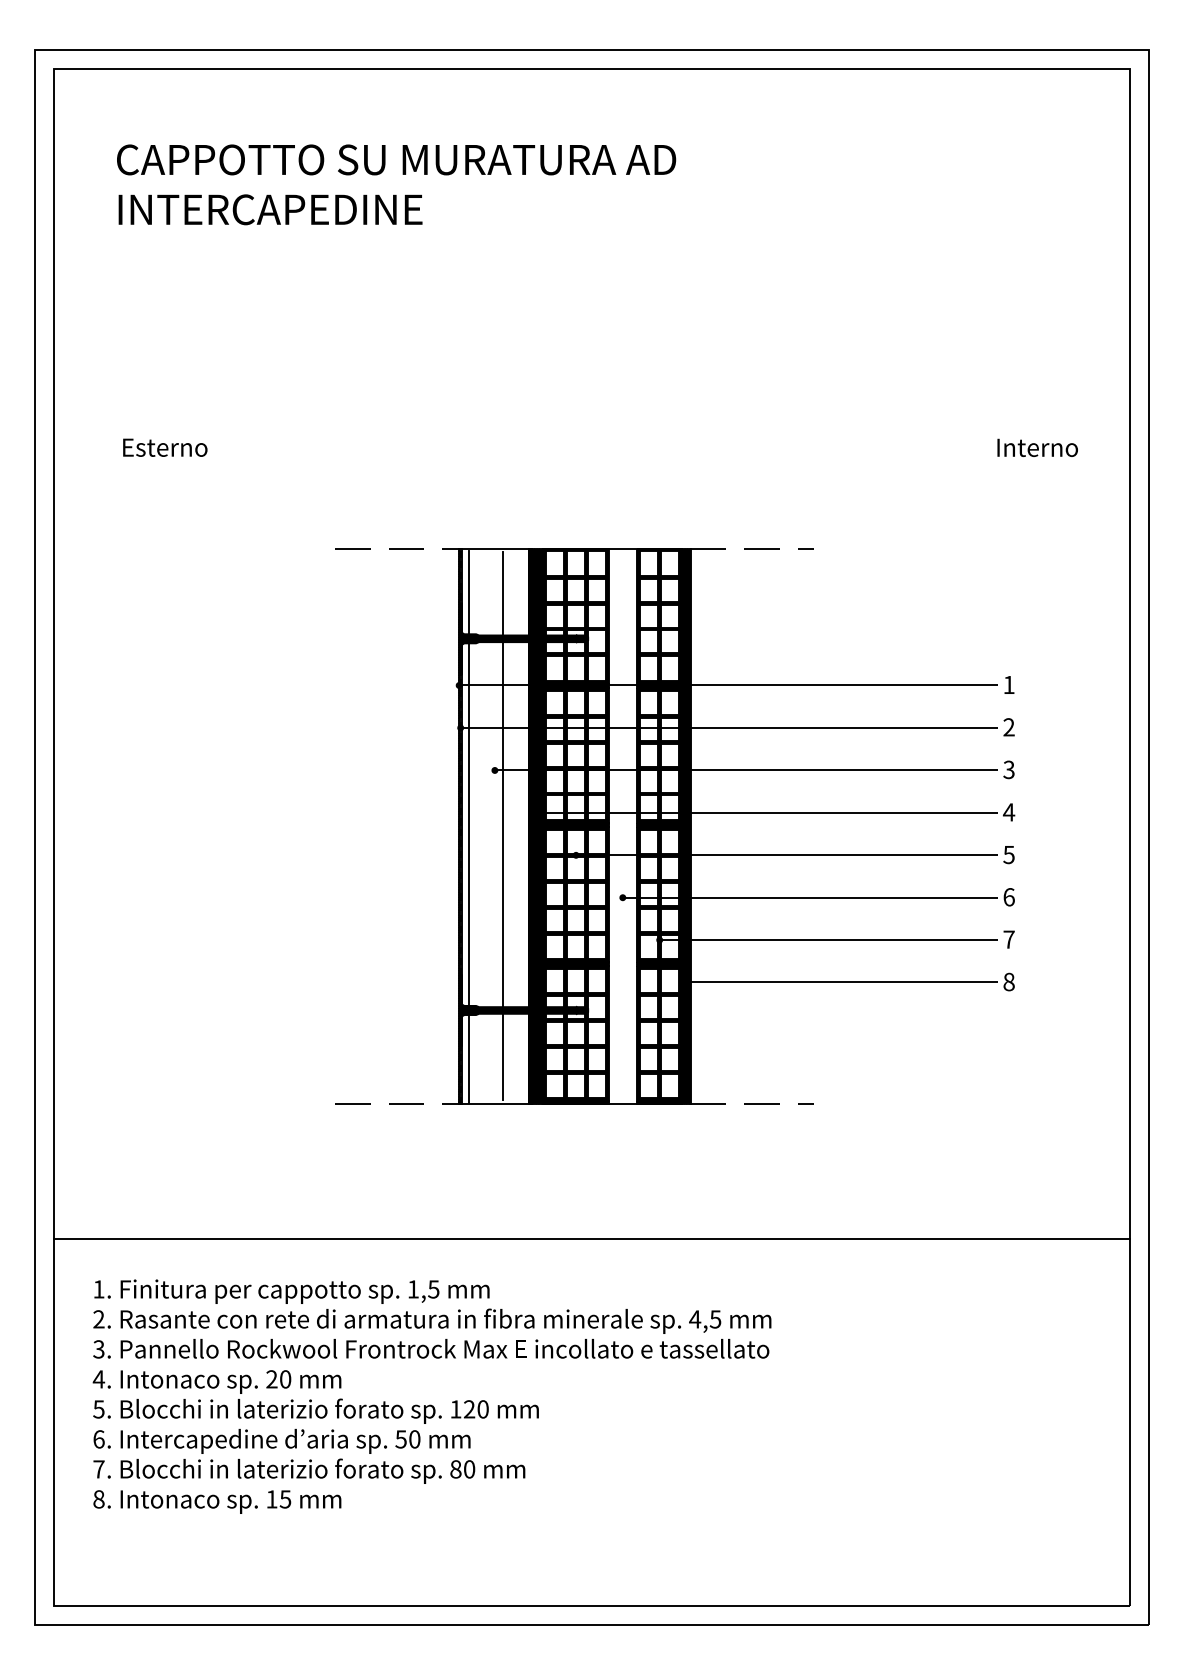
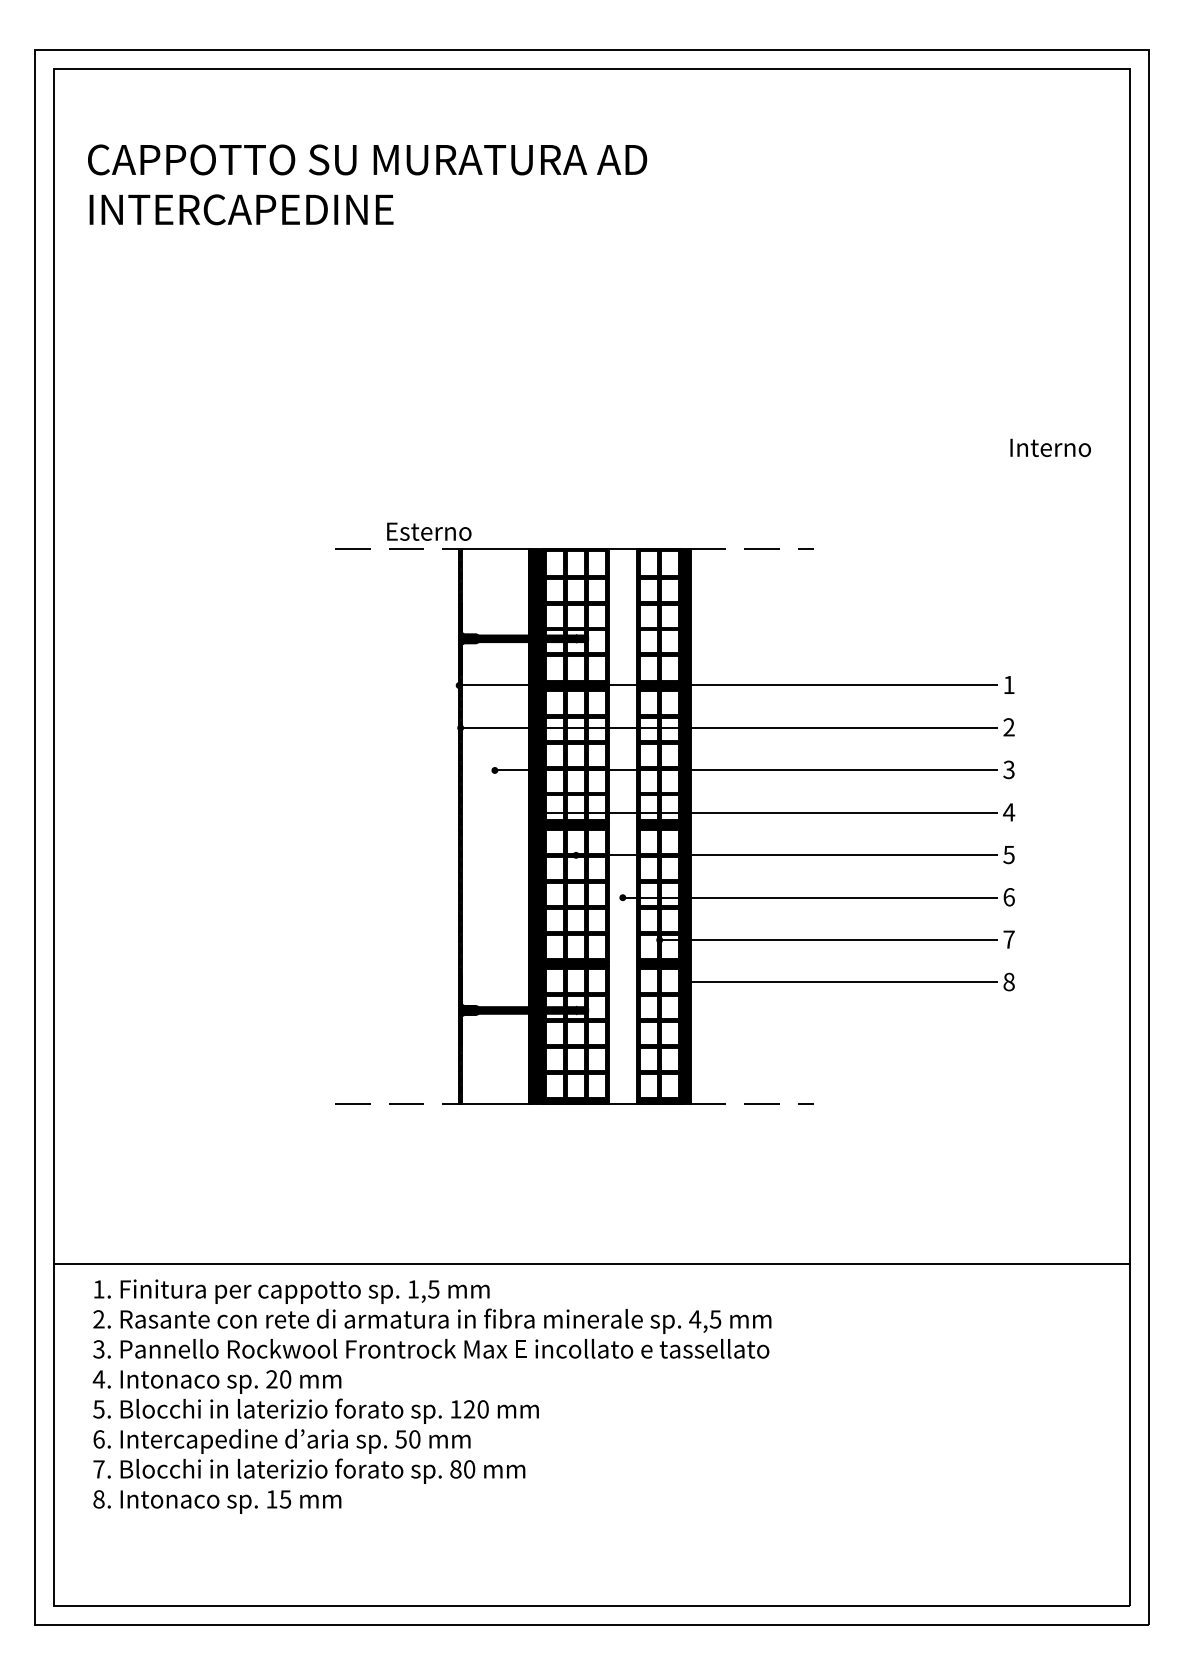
text position: (396, 184) -> (367, 184) (367, 184)
text position: (165, 447) -> (429, 531) (429, 531)
text position: (1037, 447) -> (1050, 447) (1050, 447)
line: present -> none (503, 825)
line: present -> none (469, 826)
line position: (591, 1239) -> (591, 1264) (591, 1264)
